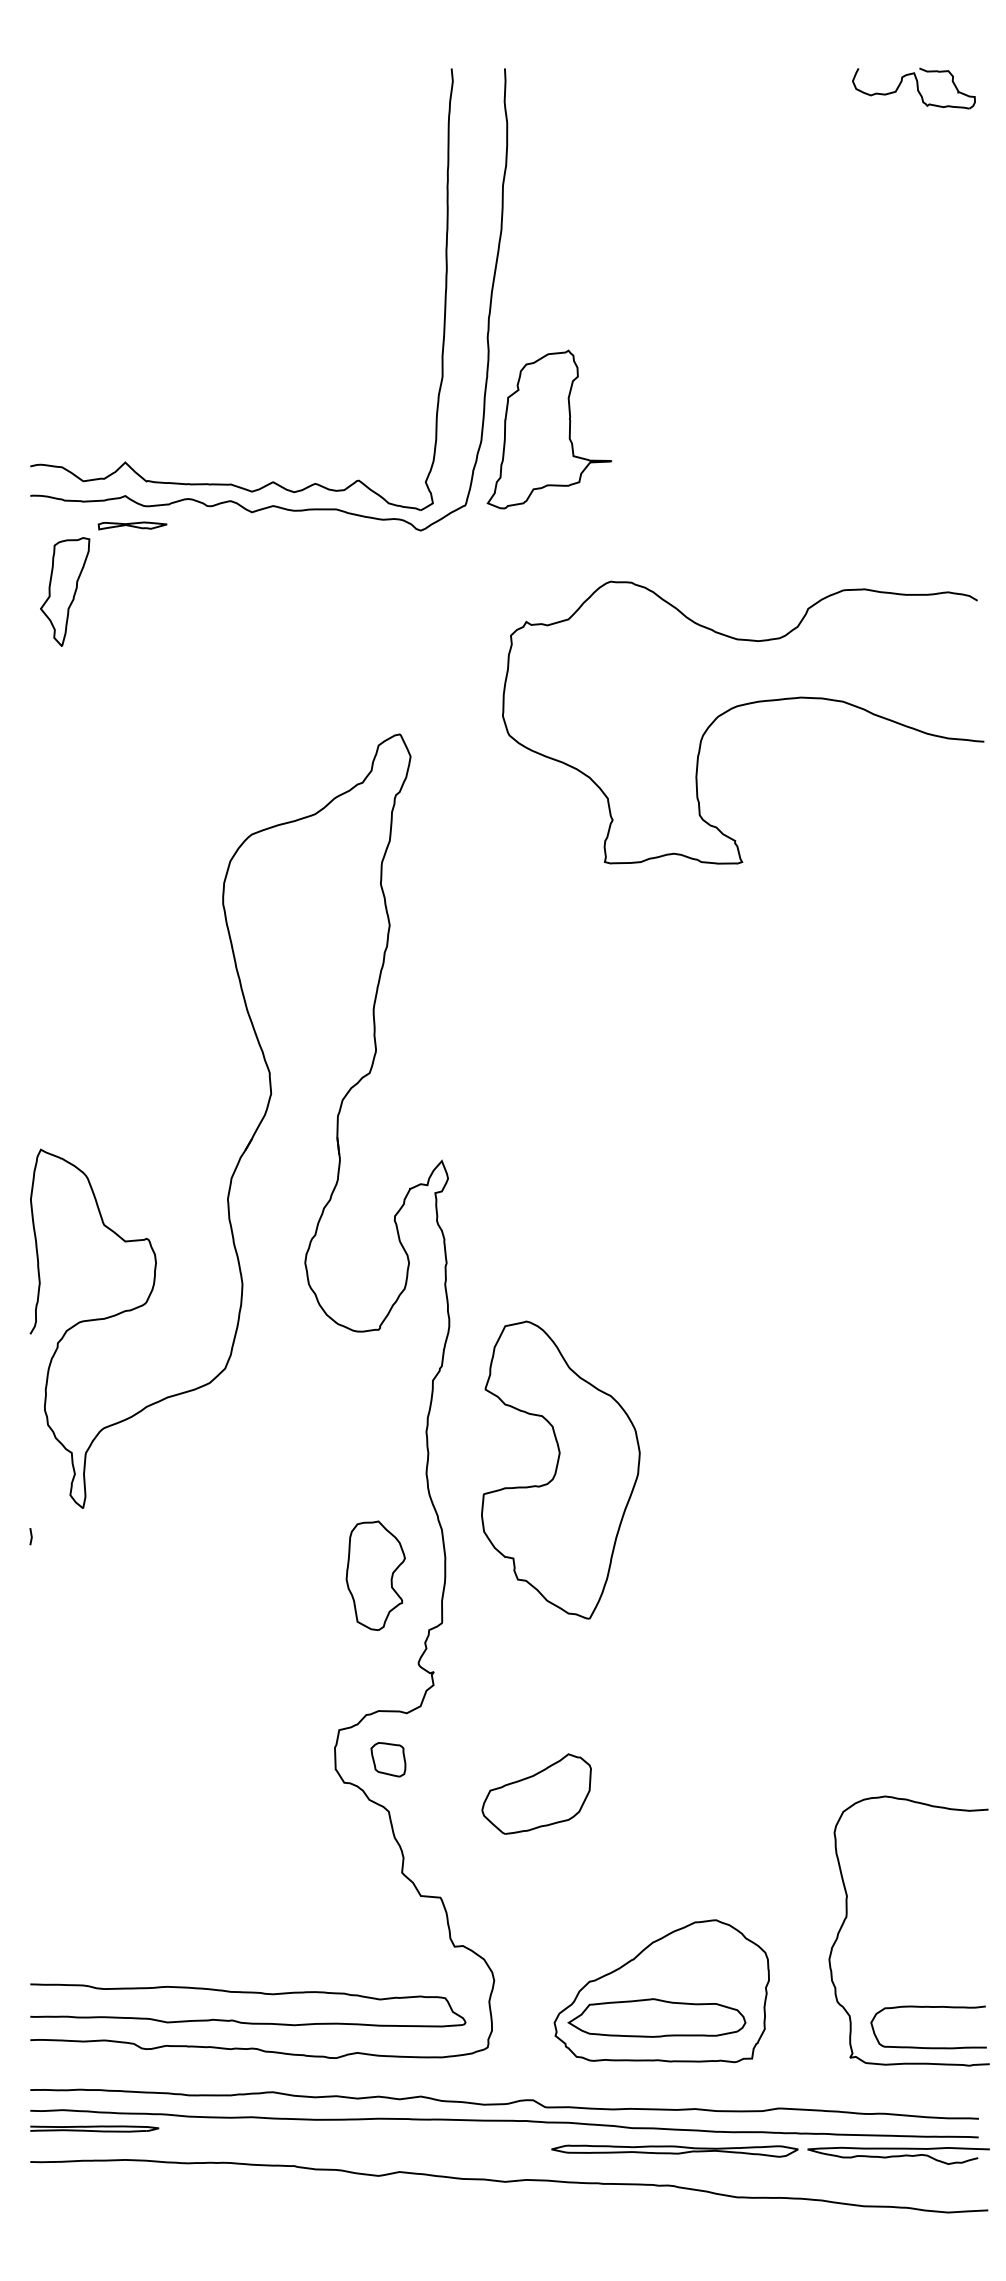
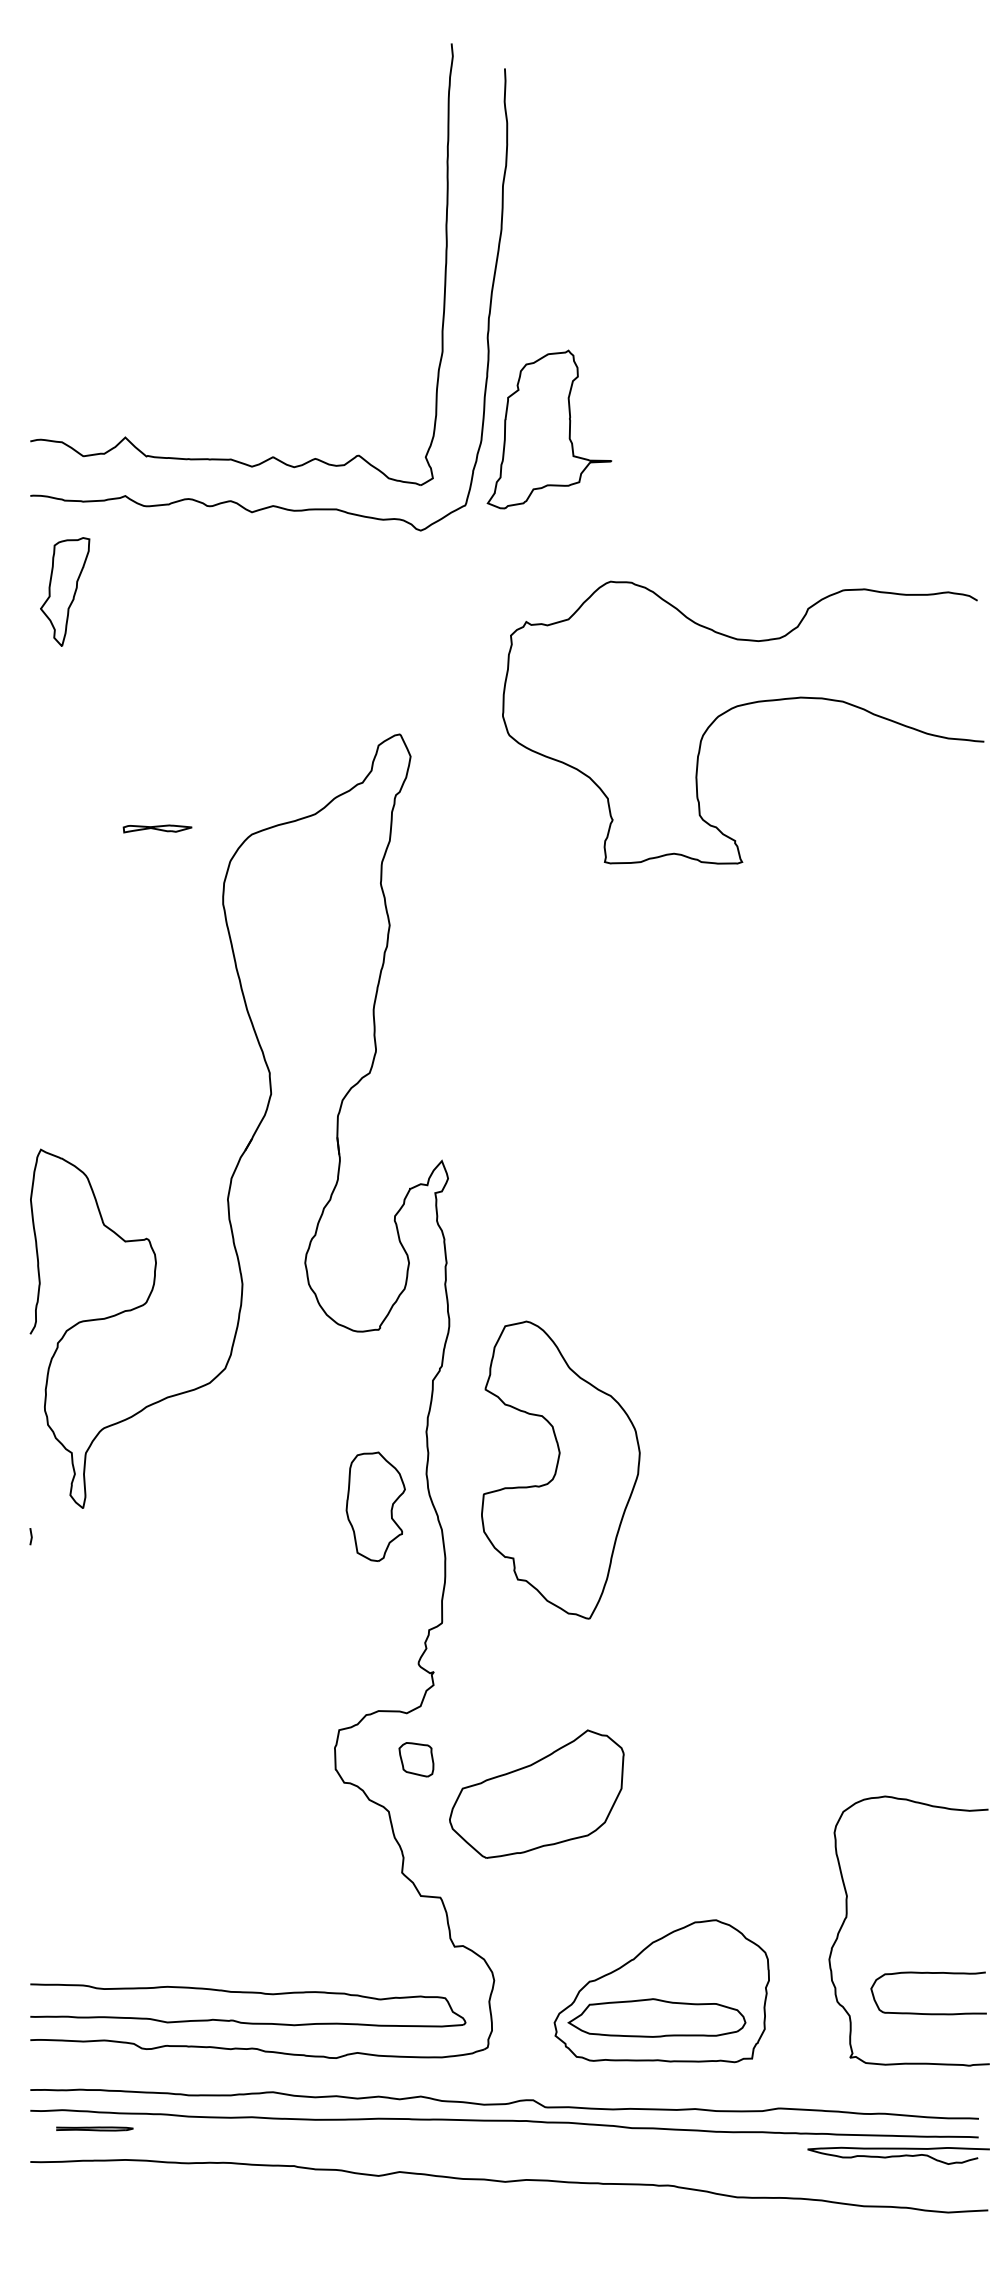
part: present -> none (913, 88)
part position: (231, 483) -> (231, 458) (231, 458)
part position: (132, 525) -> (157, 828) (157, 828)
part position: (375, 1575) -> (375, 1506) (375, 1506)
part position: (388, 1759) -> (416, 1759) (416, 1759)
part size: 111x82 px -> 176x130 px (536, 1793)
curve position: (928, 2007) -> (928, 1973) (928, 1973)
part size: 130x8 px -> 78x6 px (94, 2128)
part: present -> none (674, 2150)
